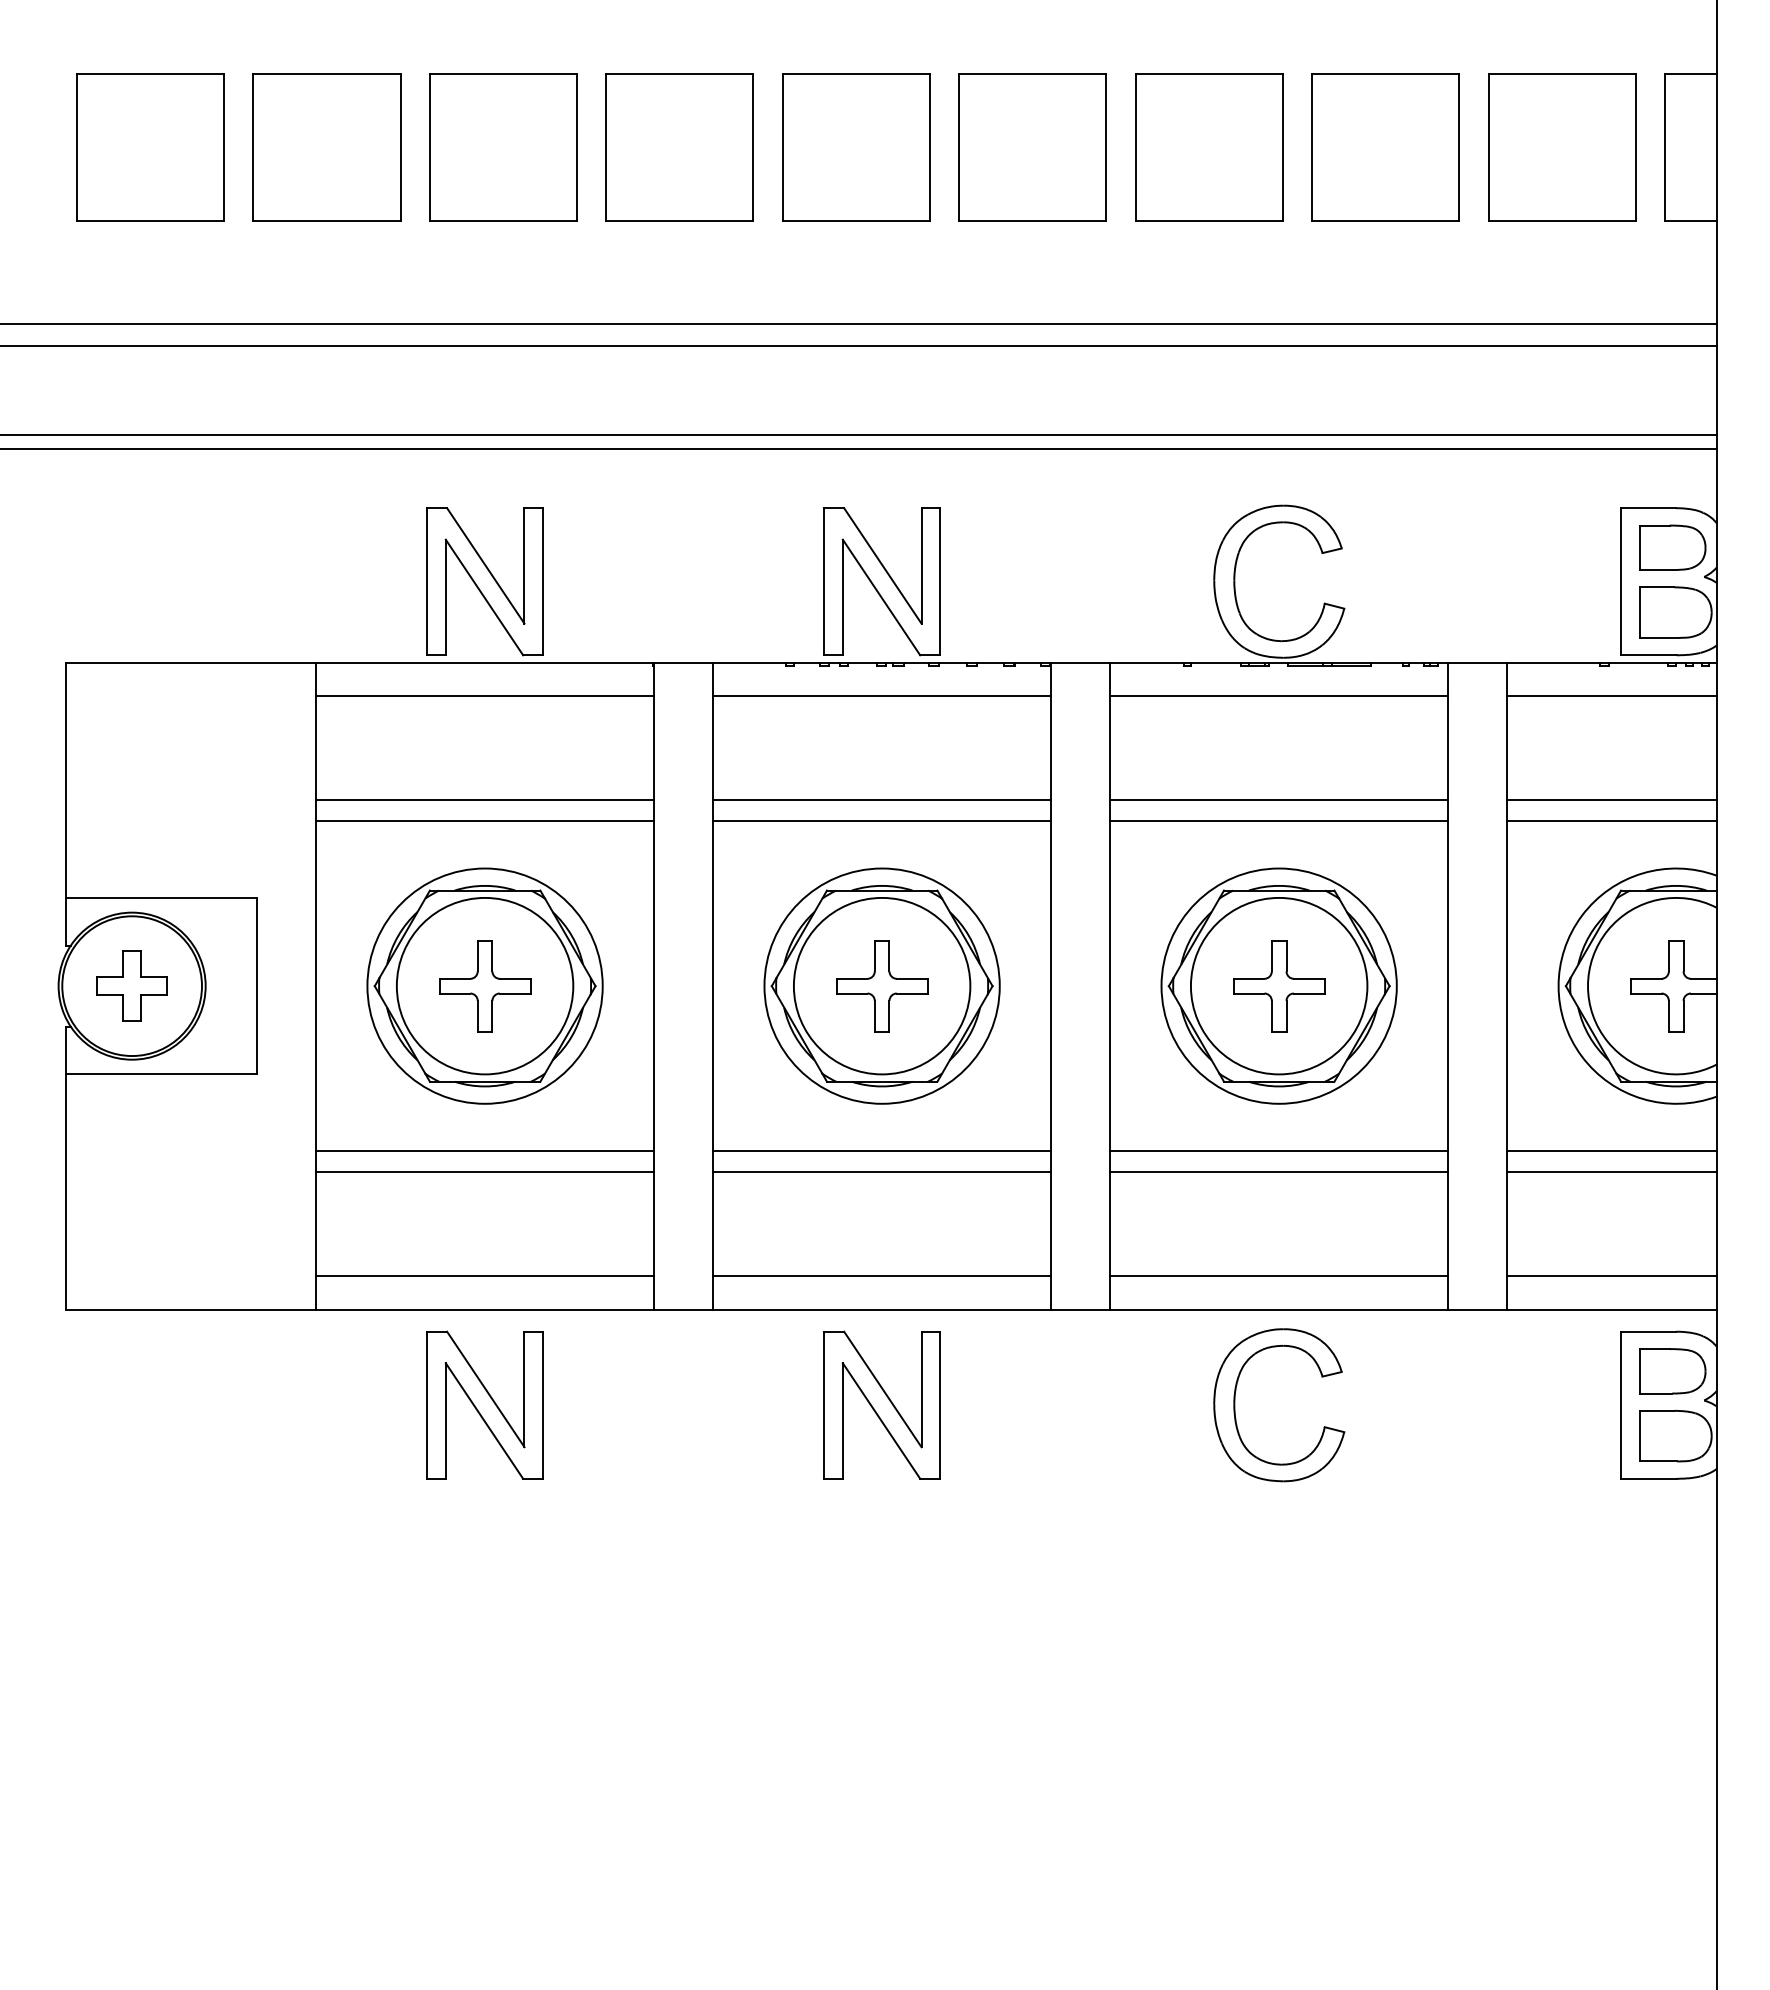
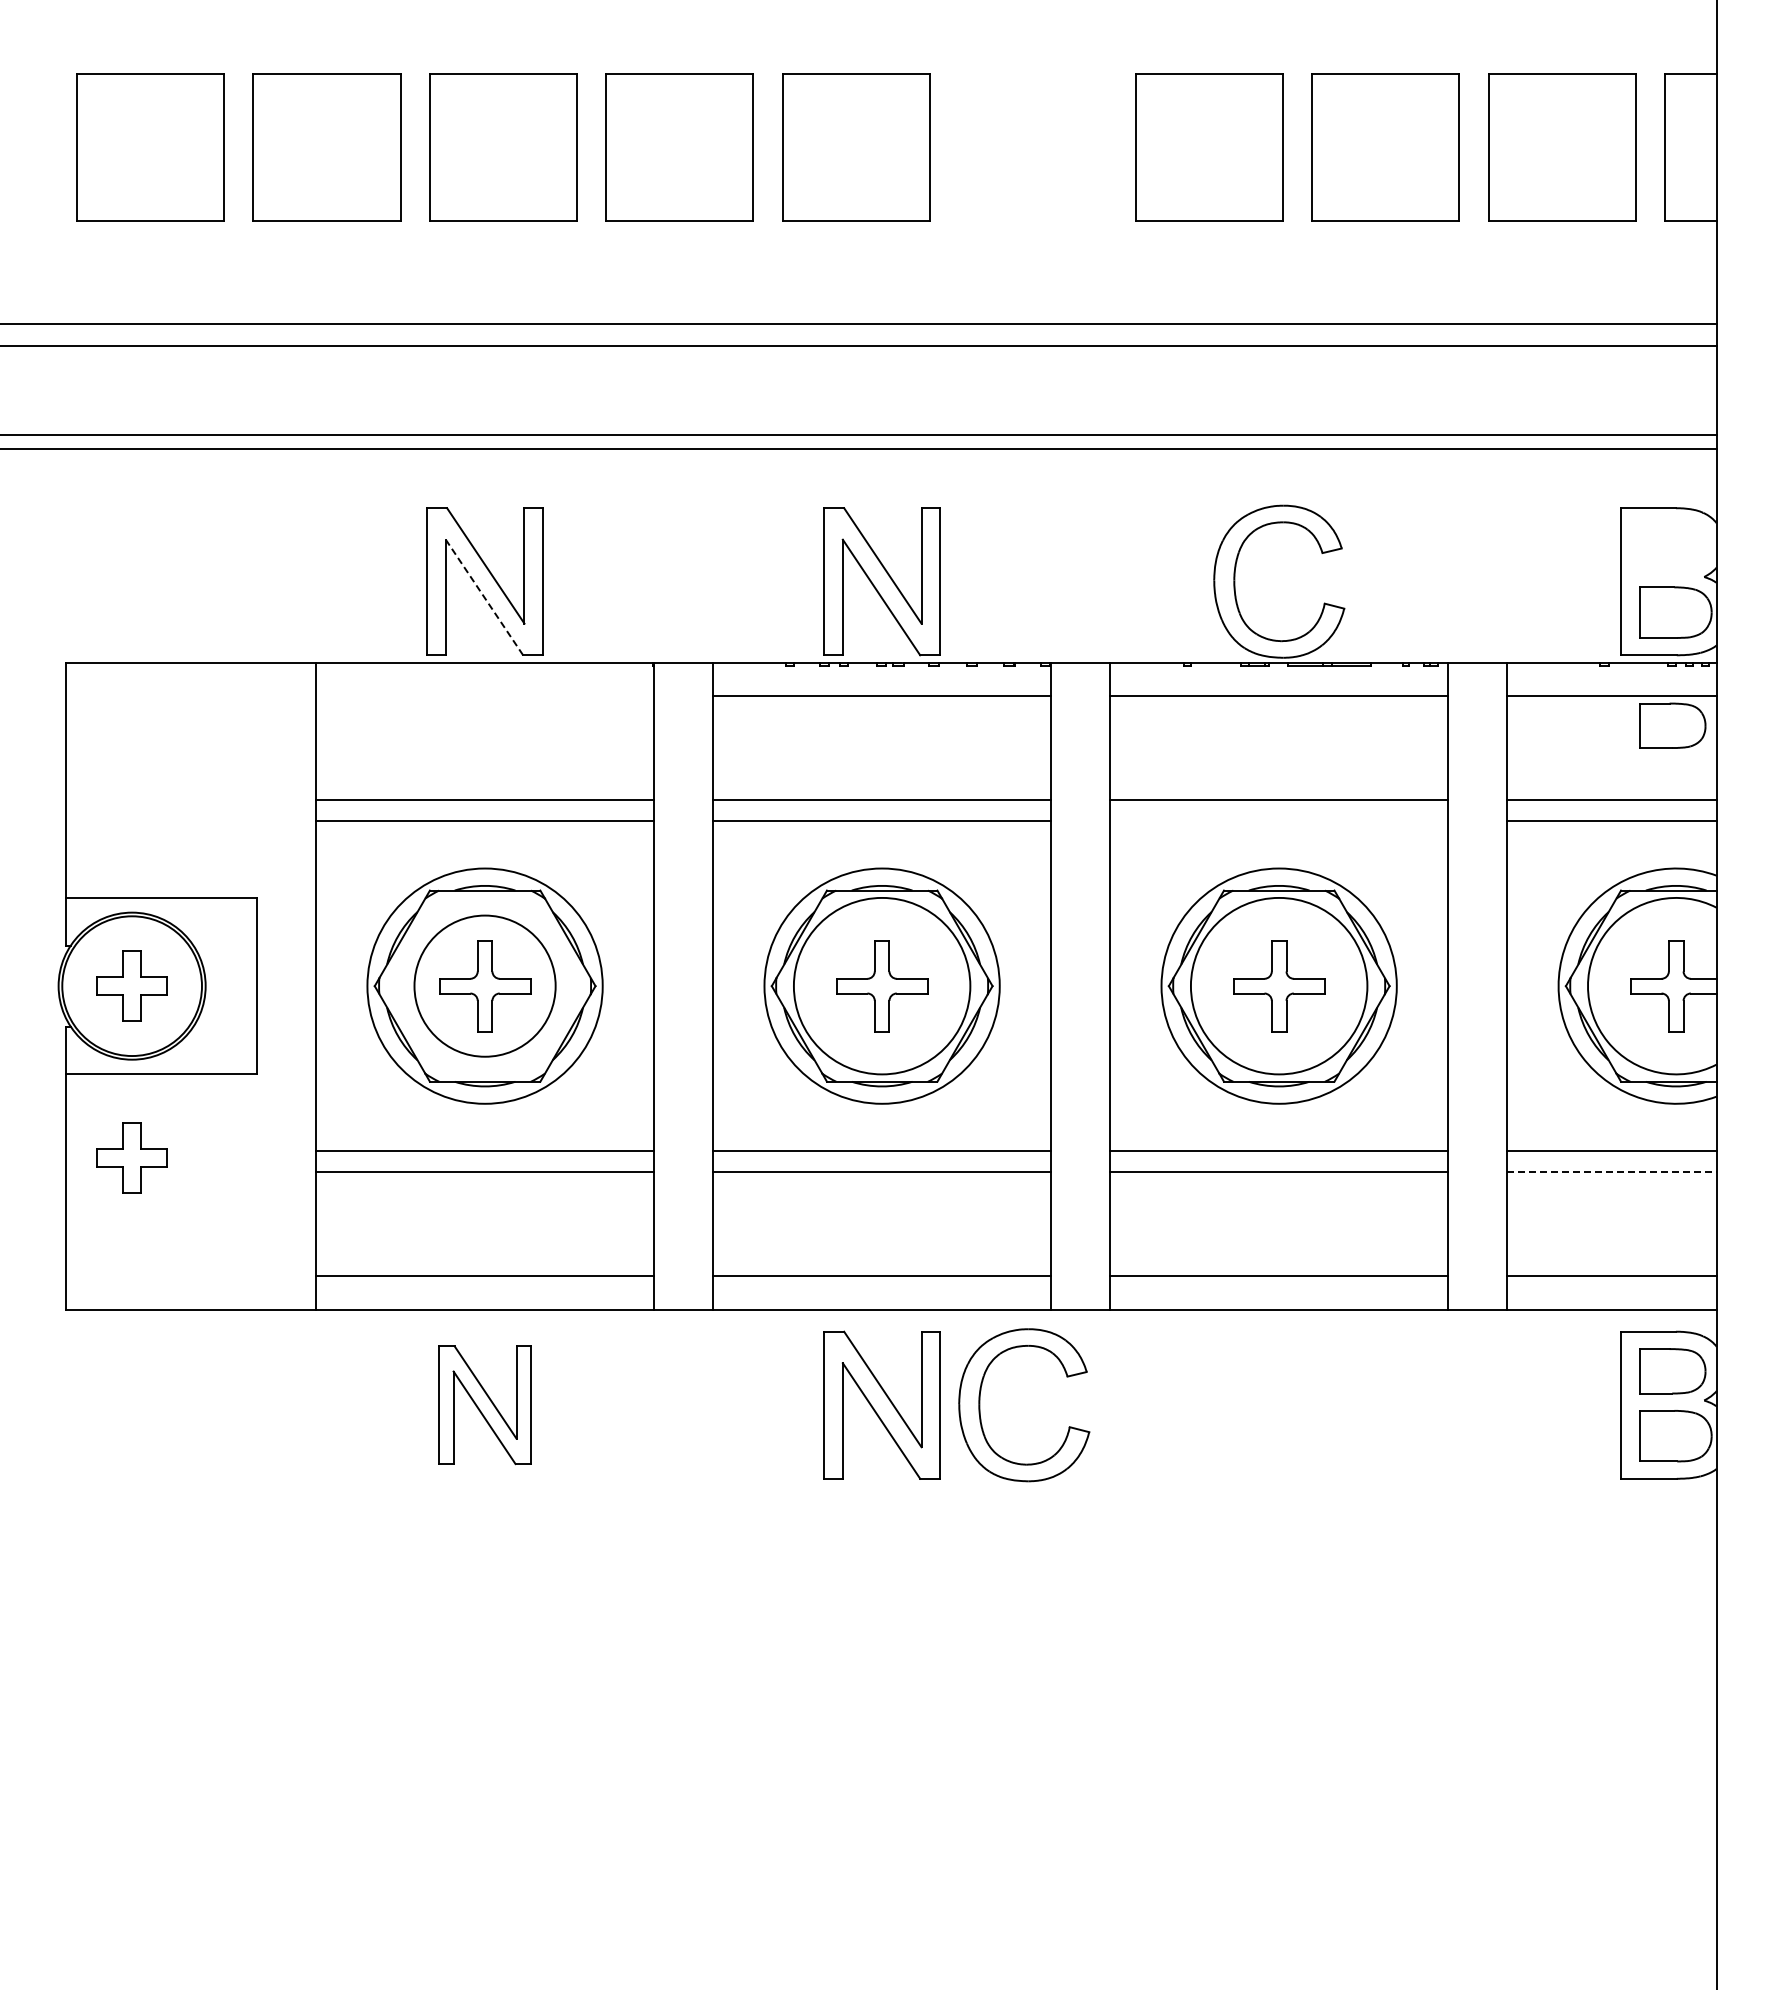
part: present -> none (1032, 147)
part position: (1672, 547) -> (1672, 725) (1672, 725)
line: solid -> dashed (484, 597)
line: present -> none (484, 696)
line: present -> none (1279, 821)
circle diameter: 176 px -> 141 px (484, 985)
part: none -> present (131, 1157)
line: solid -> dashed (1611, 1171)
part size: 118x150 px -> 94x121 px (484, 1405)
part position: (1235, 1405) -> (980, 1405) (980, 1405)
